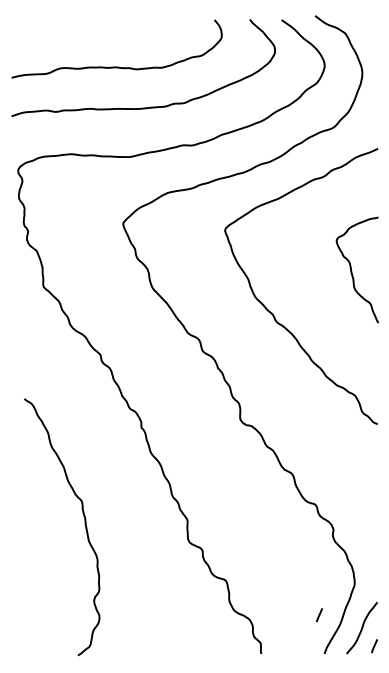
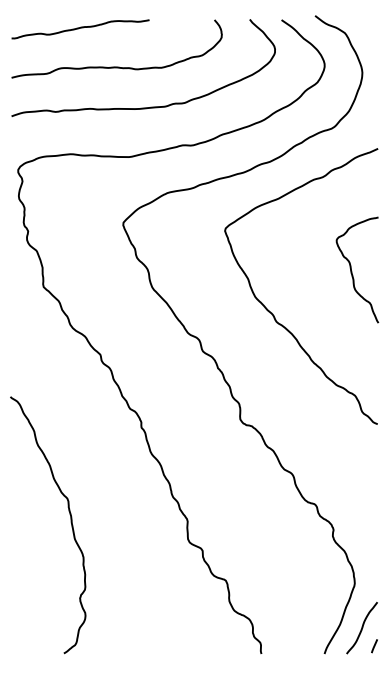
curve: none -> present (80, 28)
curve position: (84, 524) -> (70, 522) (70, 522)
line: present -> none (319, 615)
